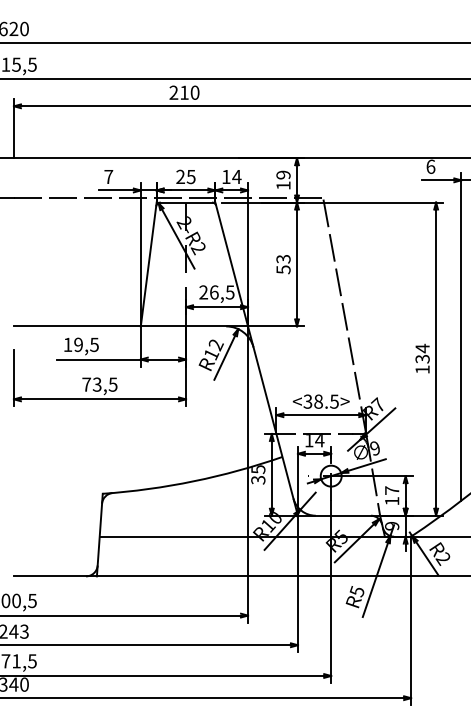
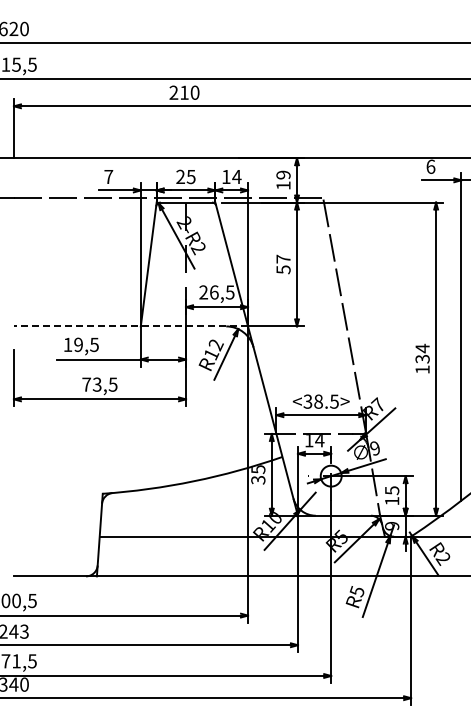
text: 53 -> 57 (283, 258)
line: solid -> dashed (130, 326)
text: 17 -> 15 (392, 490)
